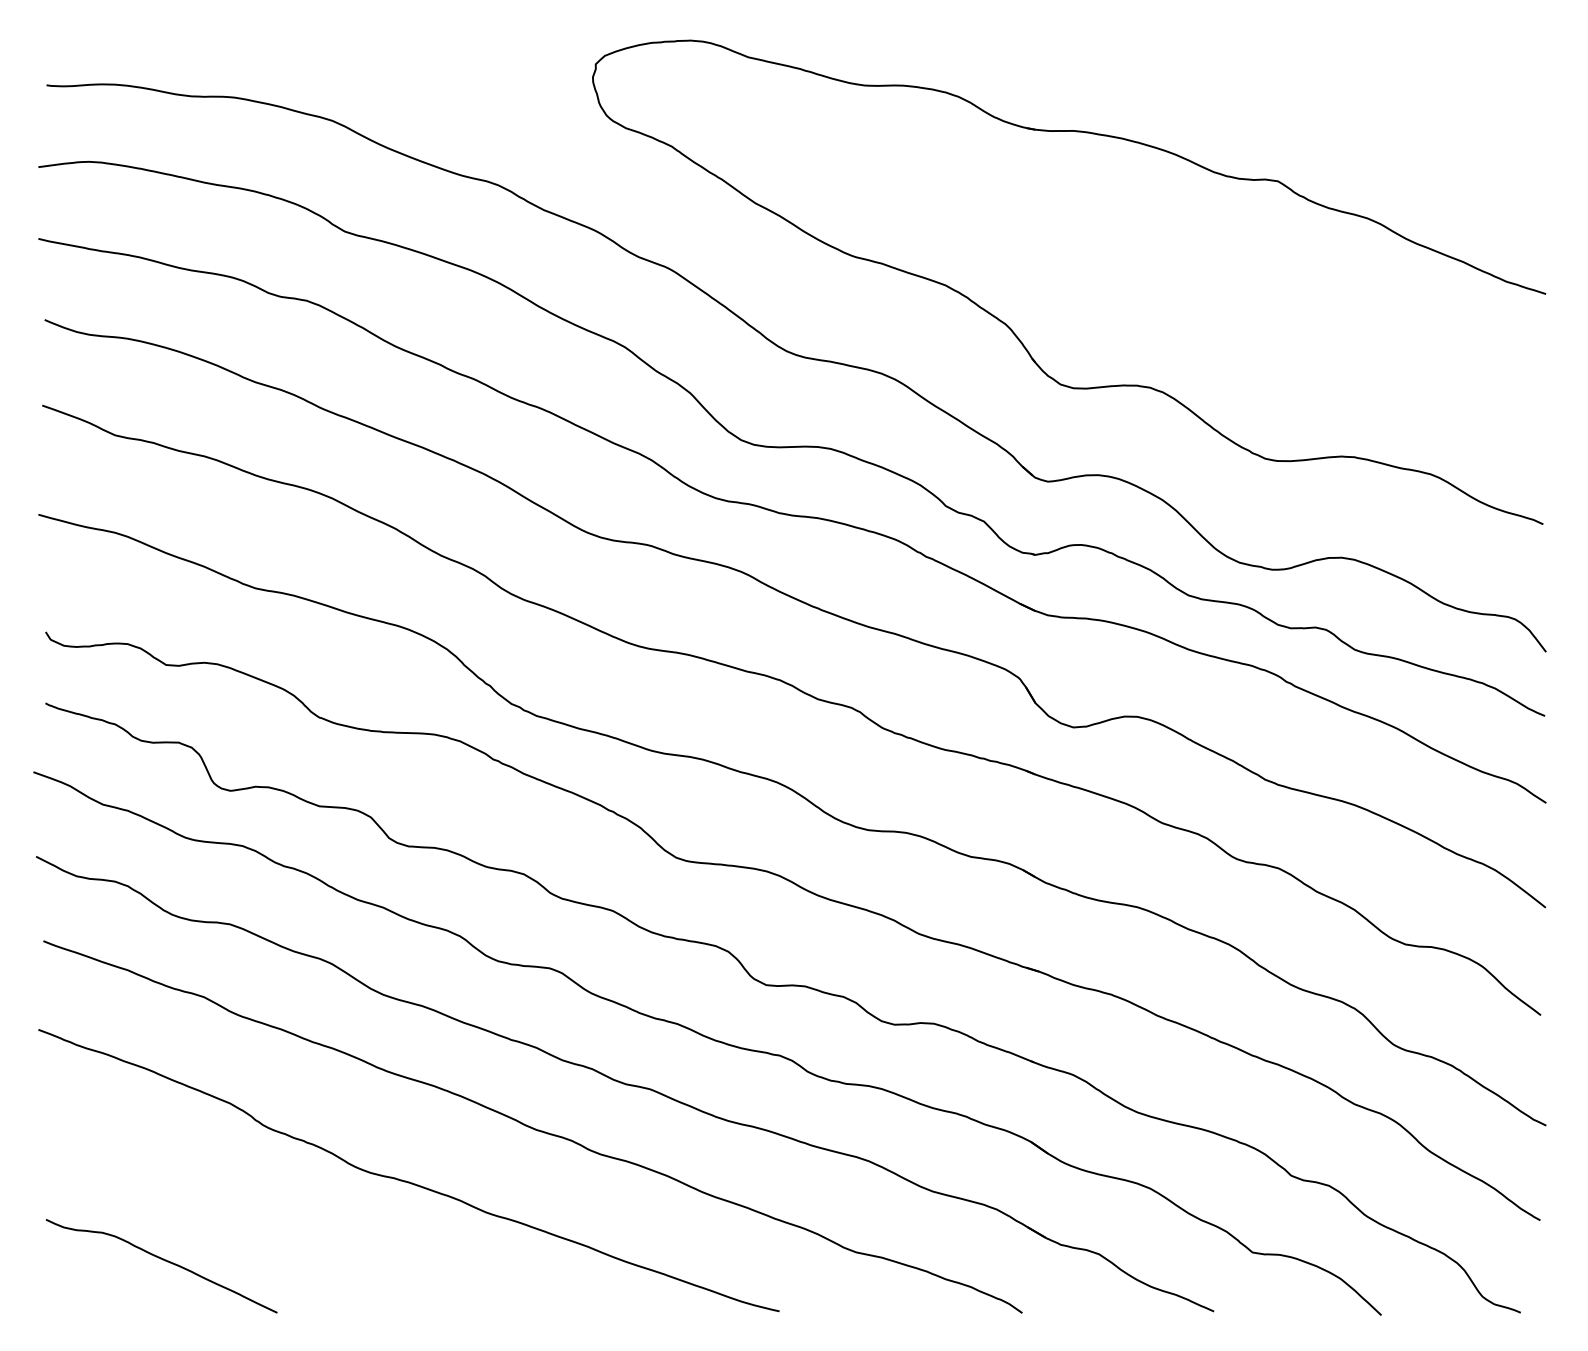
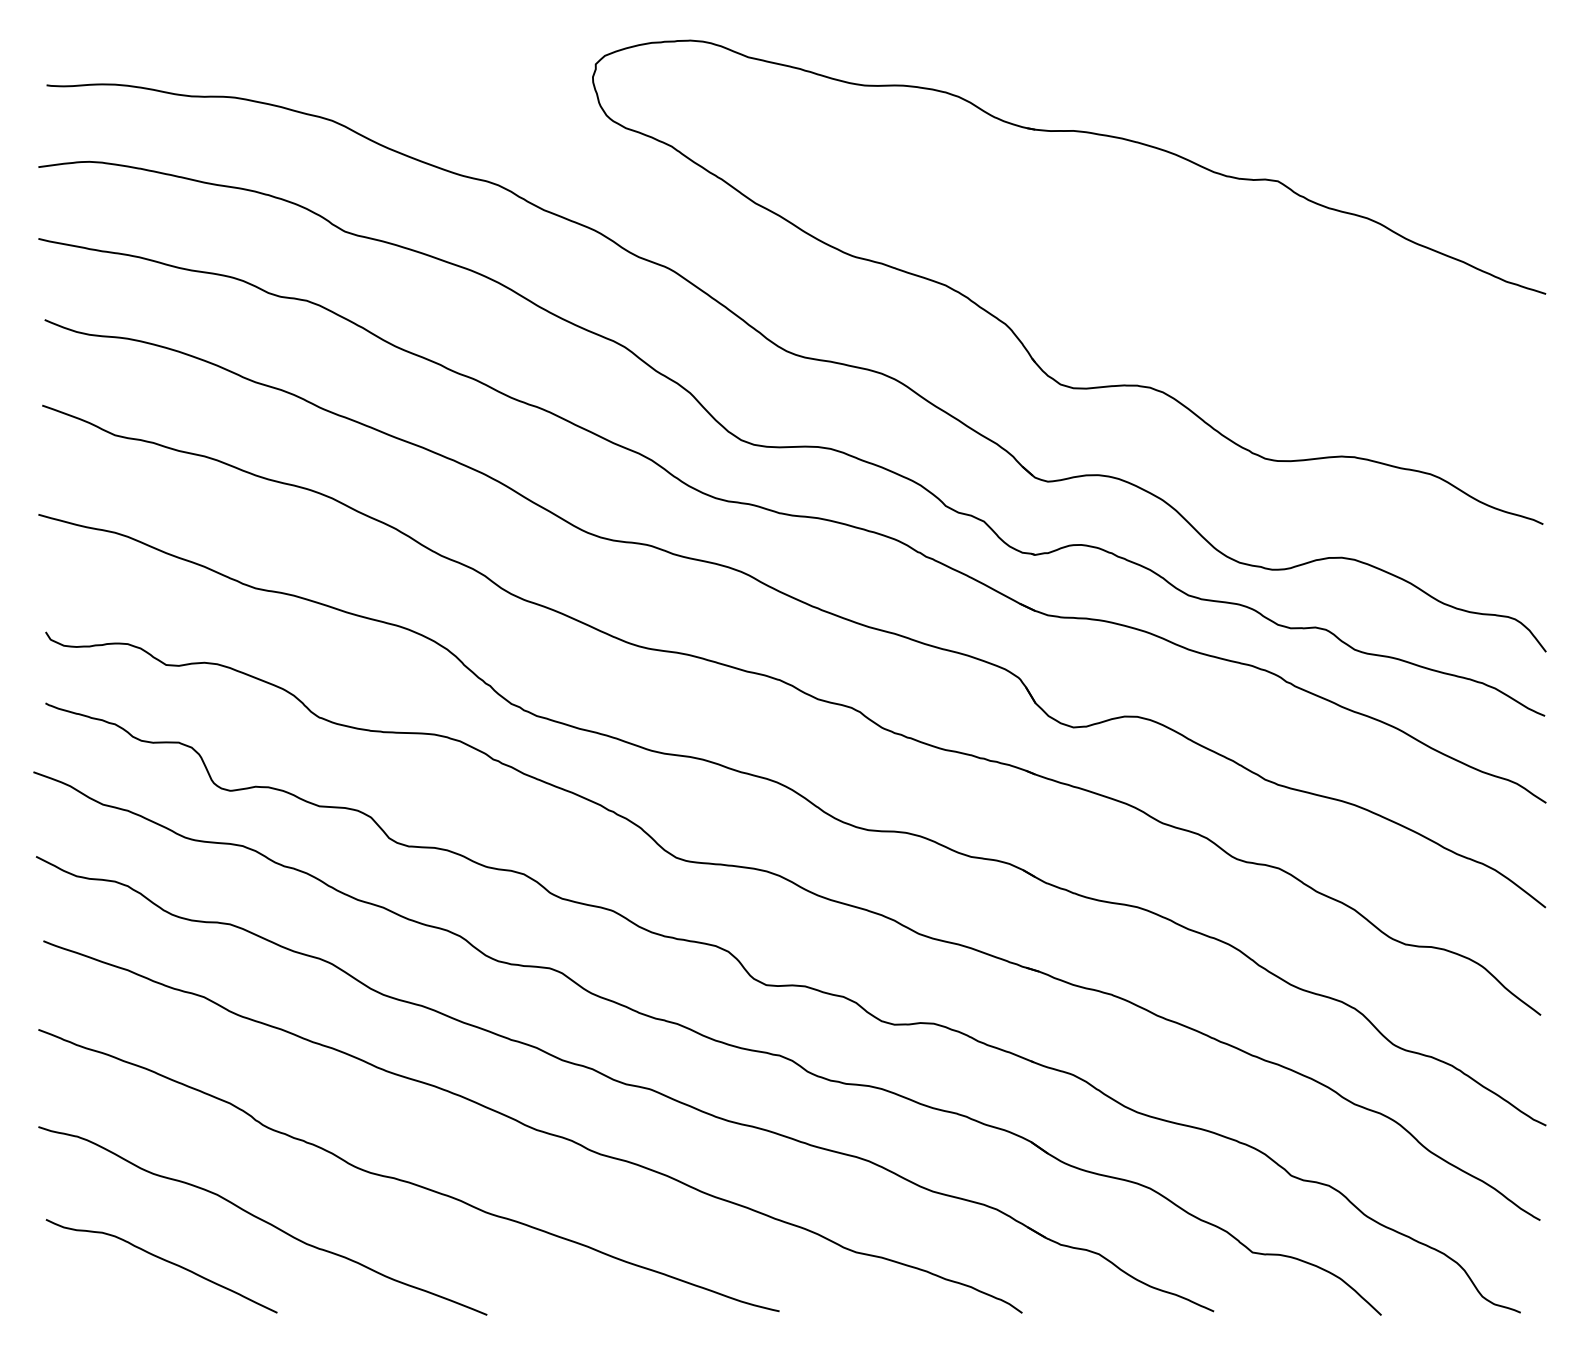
curve: none -> present (262, 1220)
